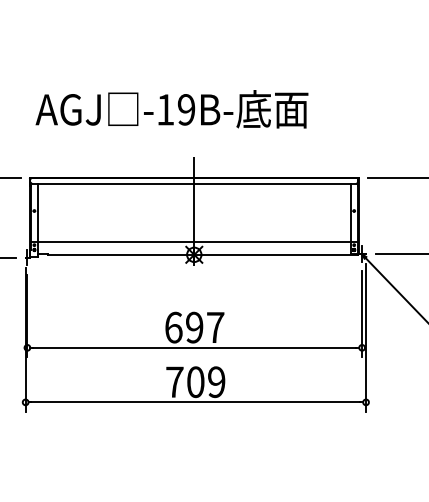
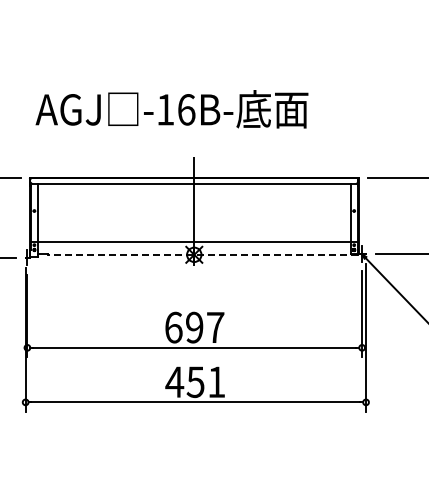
text: -19B- -> -16B- (186, 109)
line: solid -> dashed (202, 254)
text: 709 -> 451 (195, 382)
